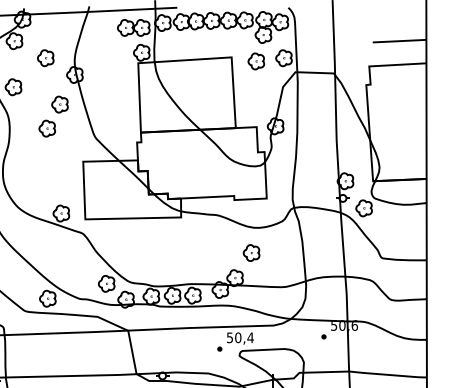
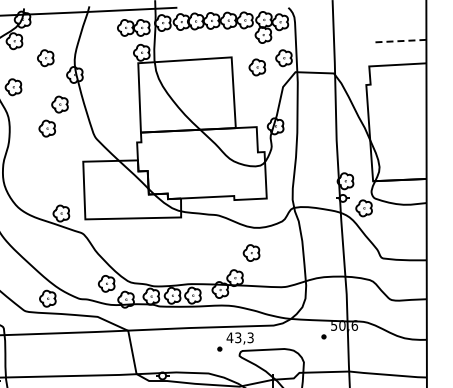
line: solid -> dashed (399, 41)
part position: (256, 61) -> (257, 67) (257, 67)
text: 50,4 -> 43,3 (239, 337)
